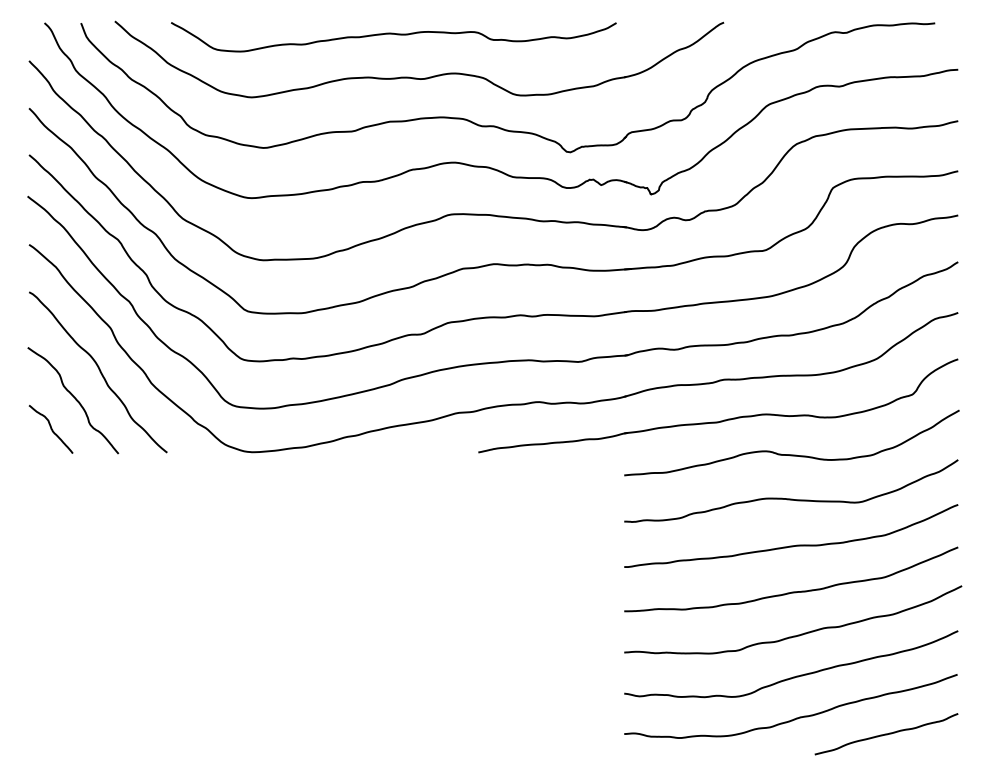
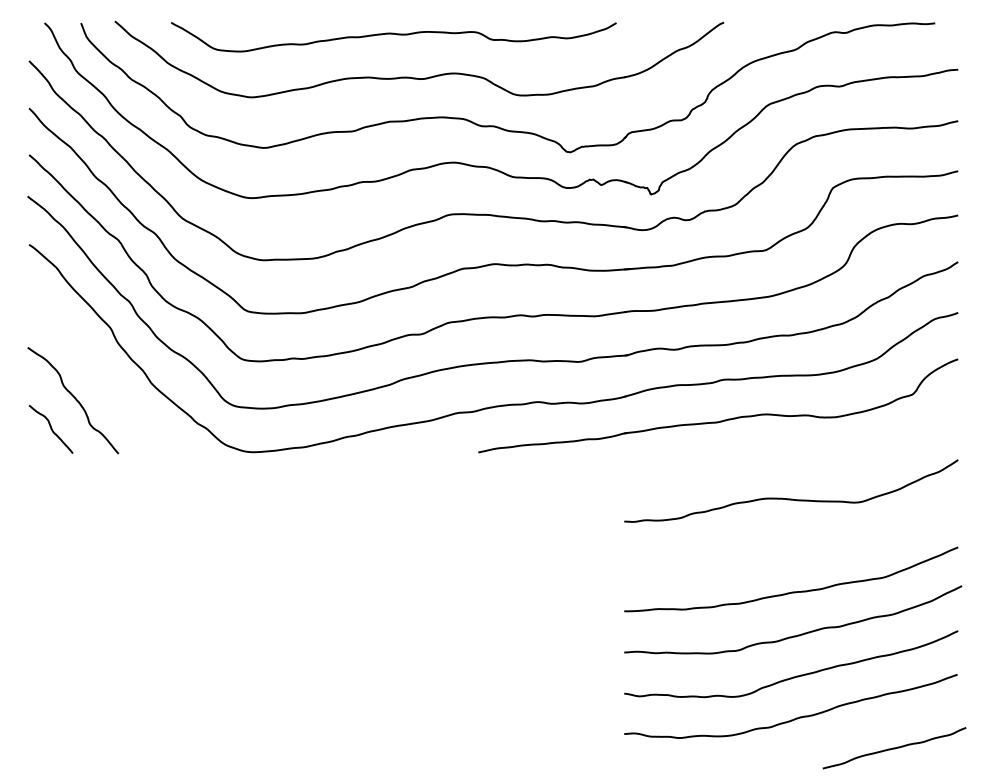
curve: present -> none (99, 372)
curve: present -> none (791, 454)
curve: present -> none (791, 545)
curve position: (886, 734) -> (894, 748) (894, 748)
